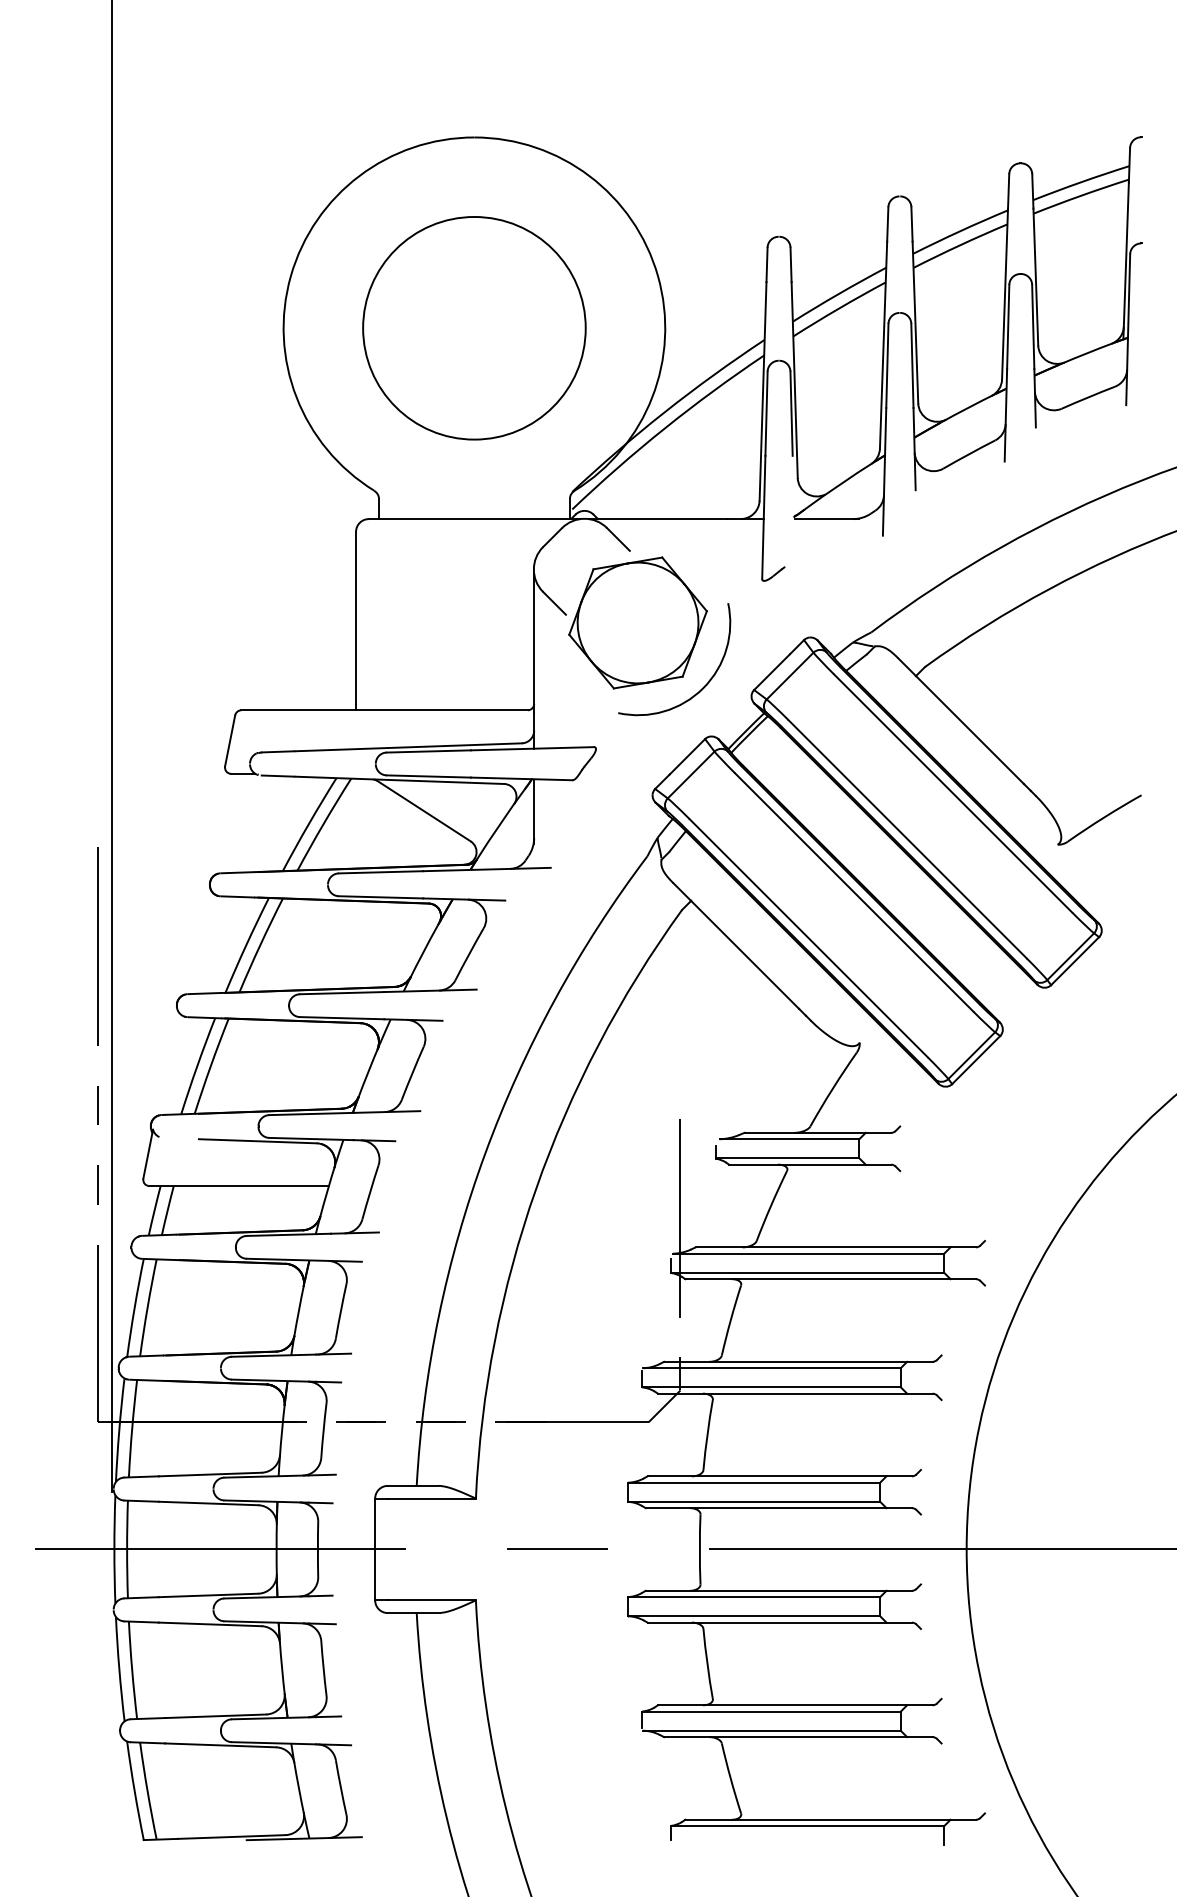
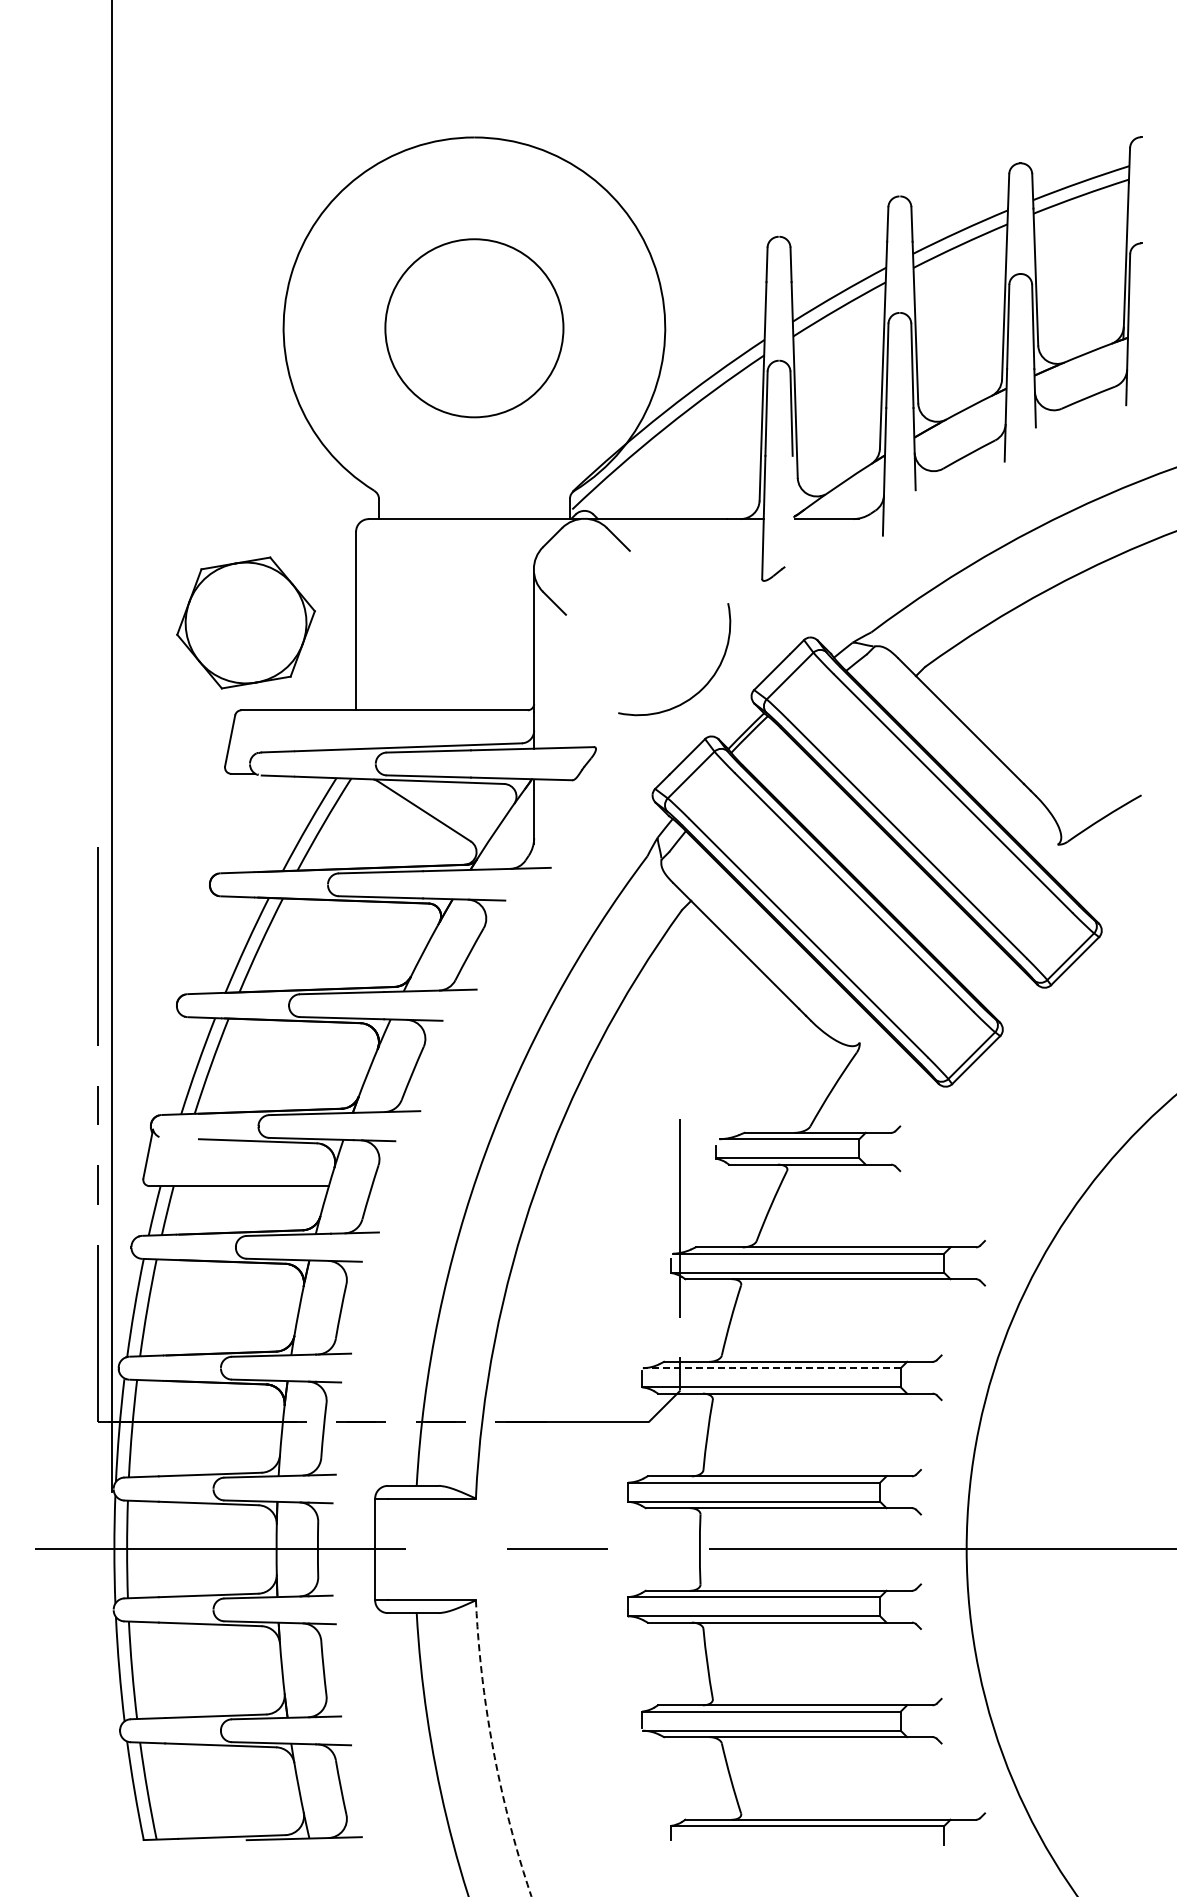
circle diameter: 223 px -> 178 px (474, 328)
part position: (637, 622) -> (245, 622) (245, 622)
line: solid -> dashed (771, 1368)
arc: solid -> dashed (493, 1751)
